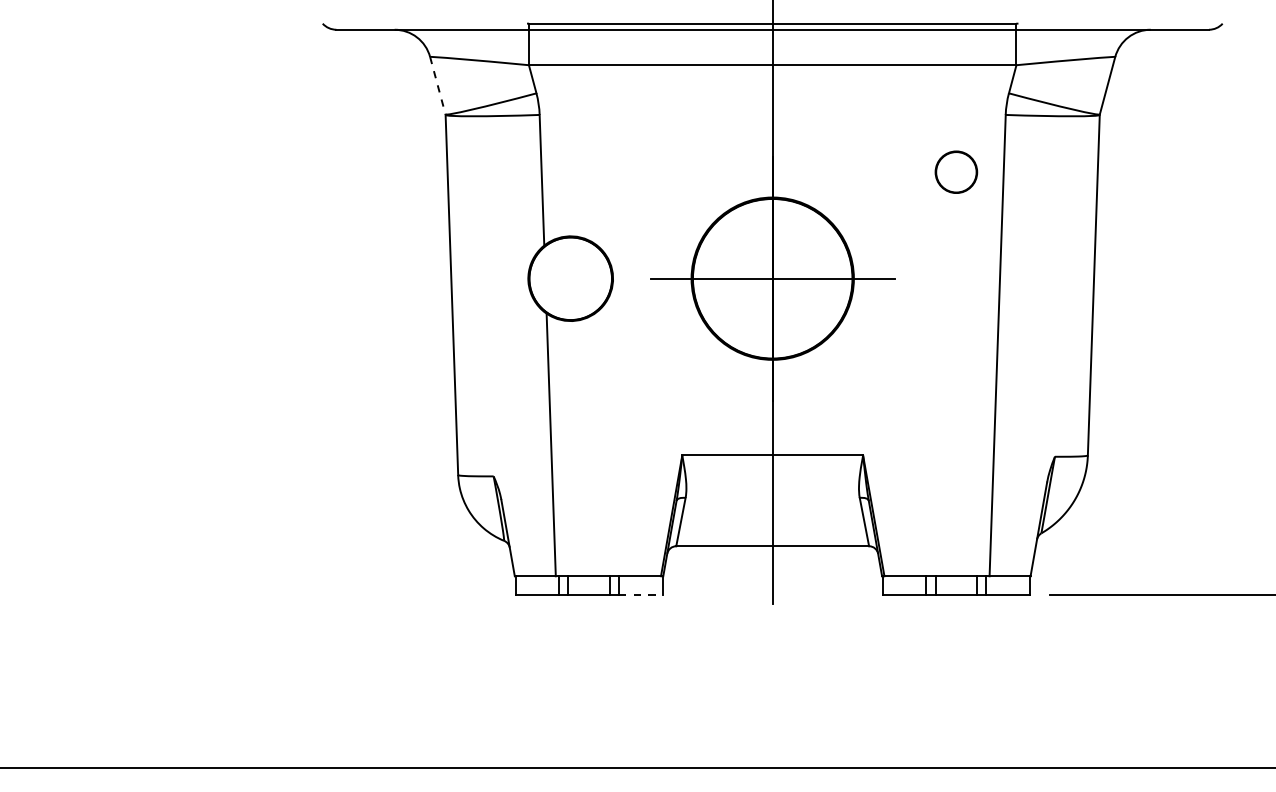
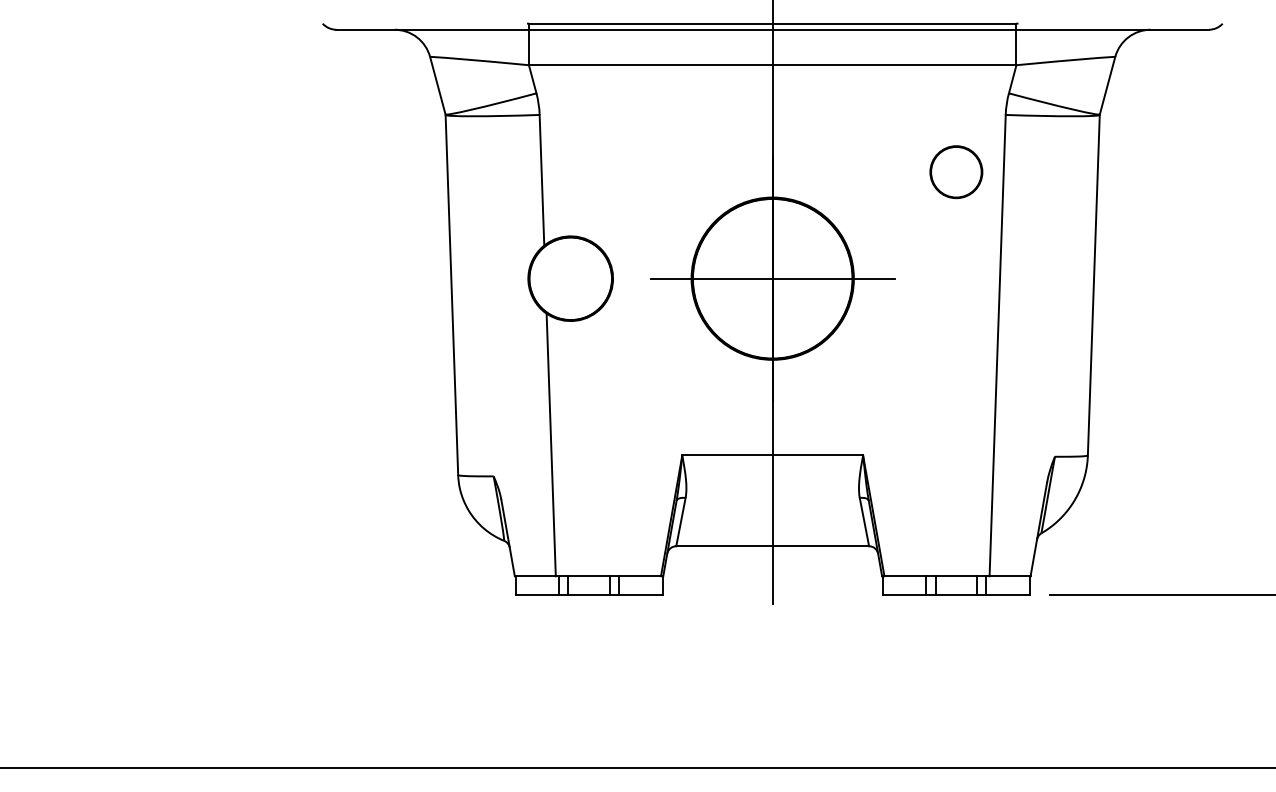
line: dashed -> solid (437, 85)
part size: 45x44 px -> 55x55 px (956, 172)
line: dashed -> solid (640, 594)
